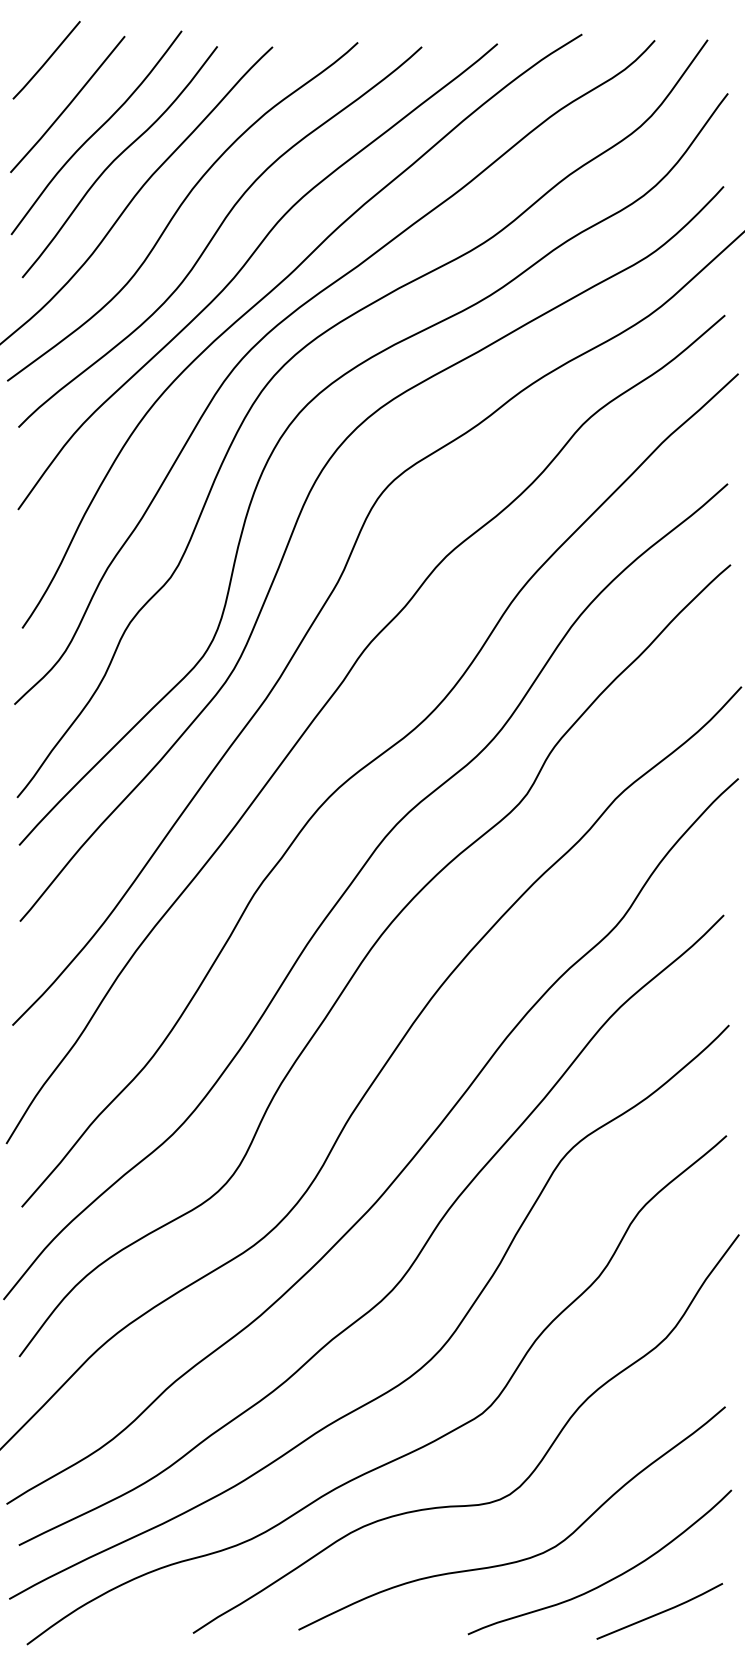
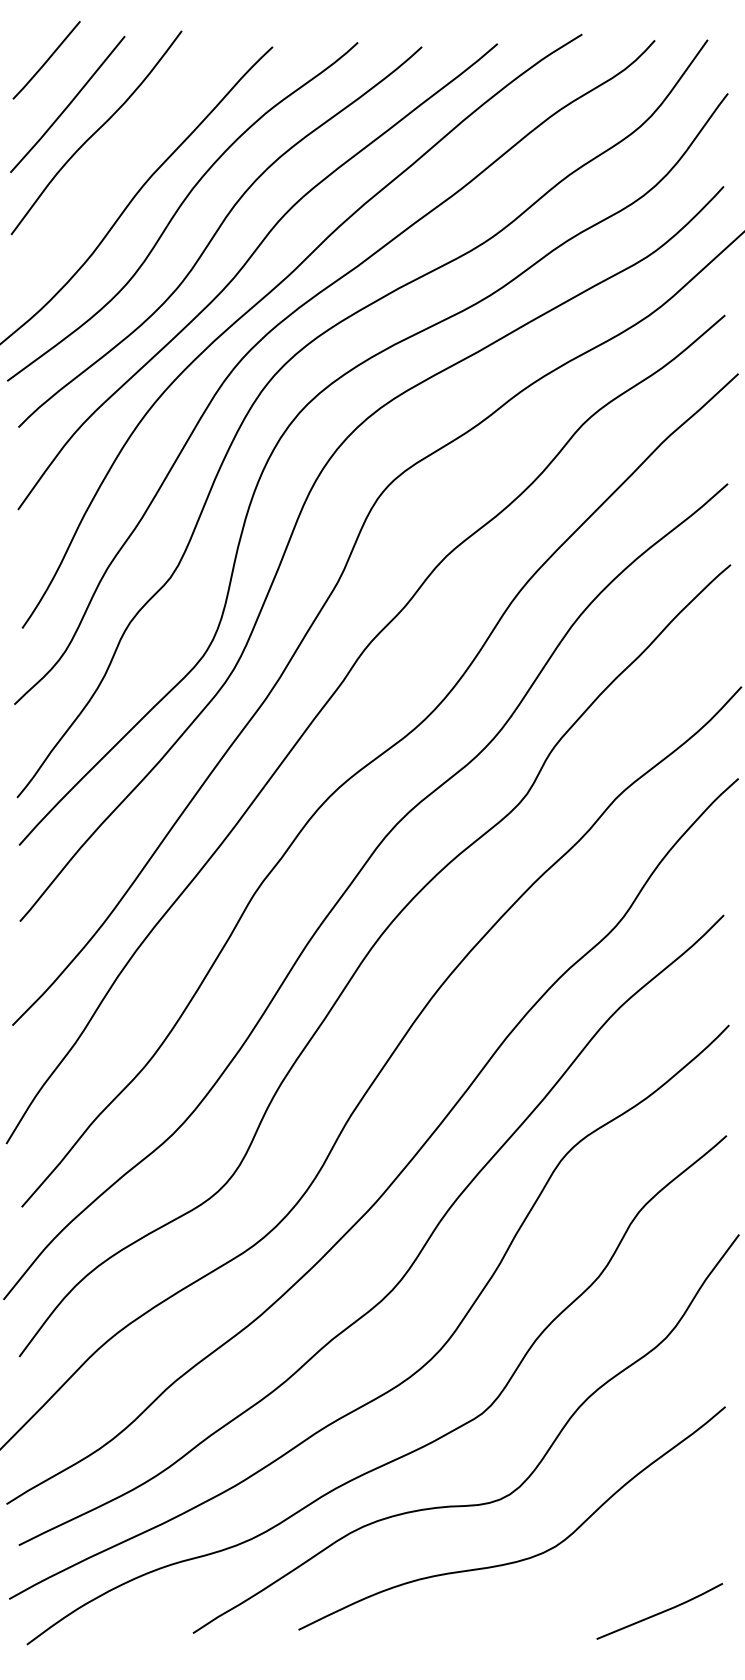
curve: present -> none (116, 159)
curve: present -> none (608, 1580)
